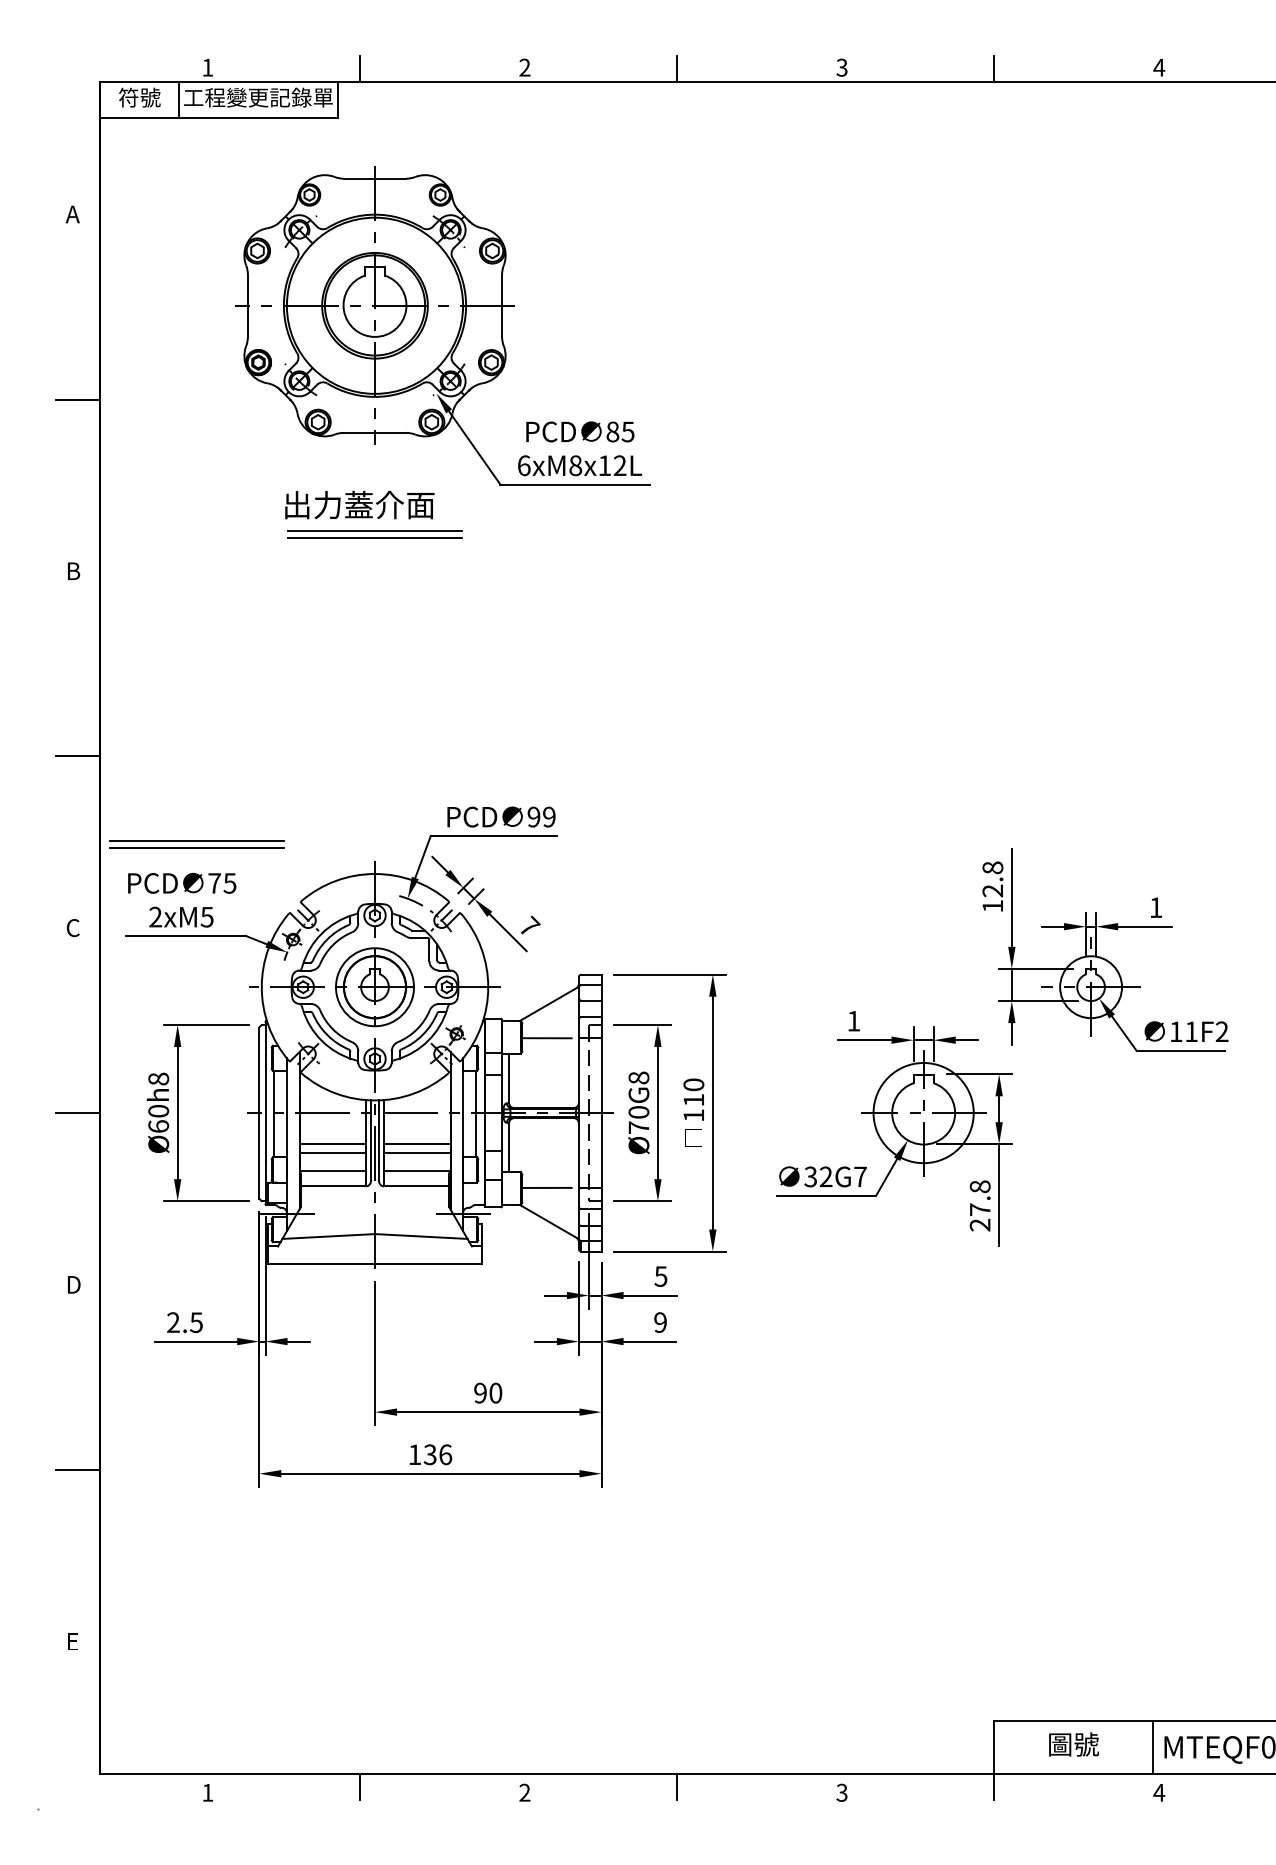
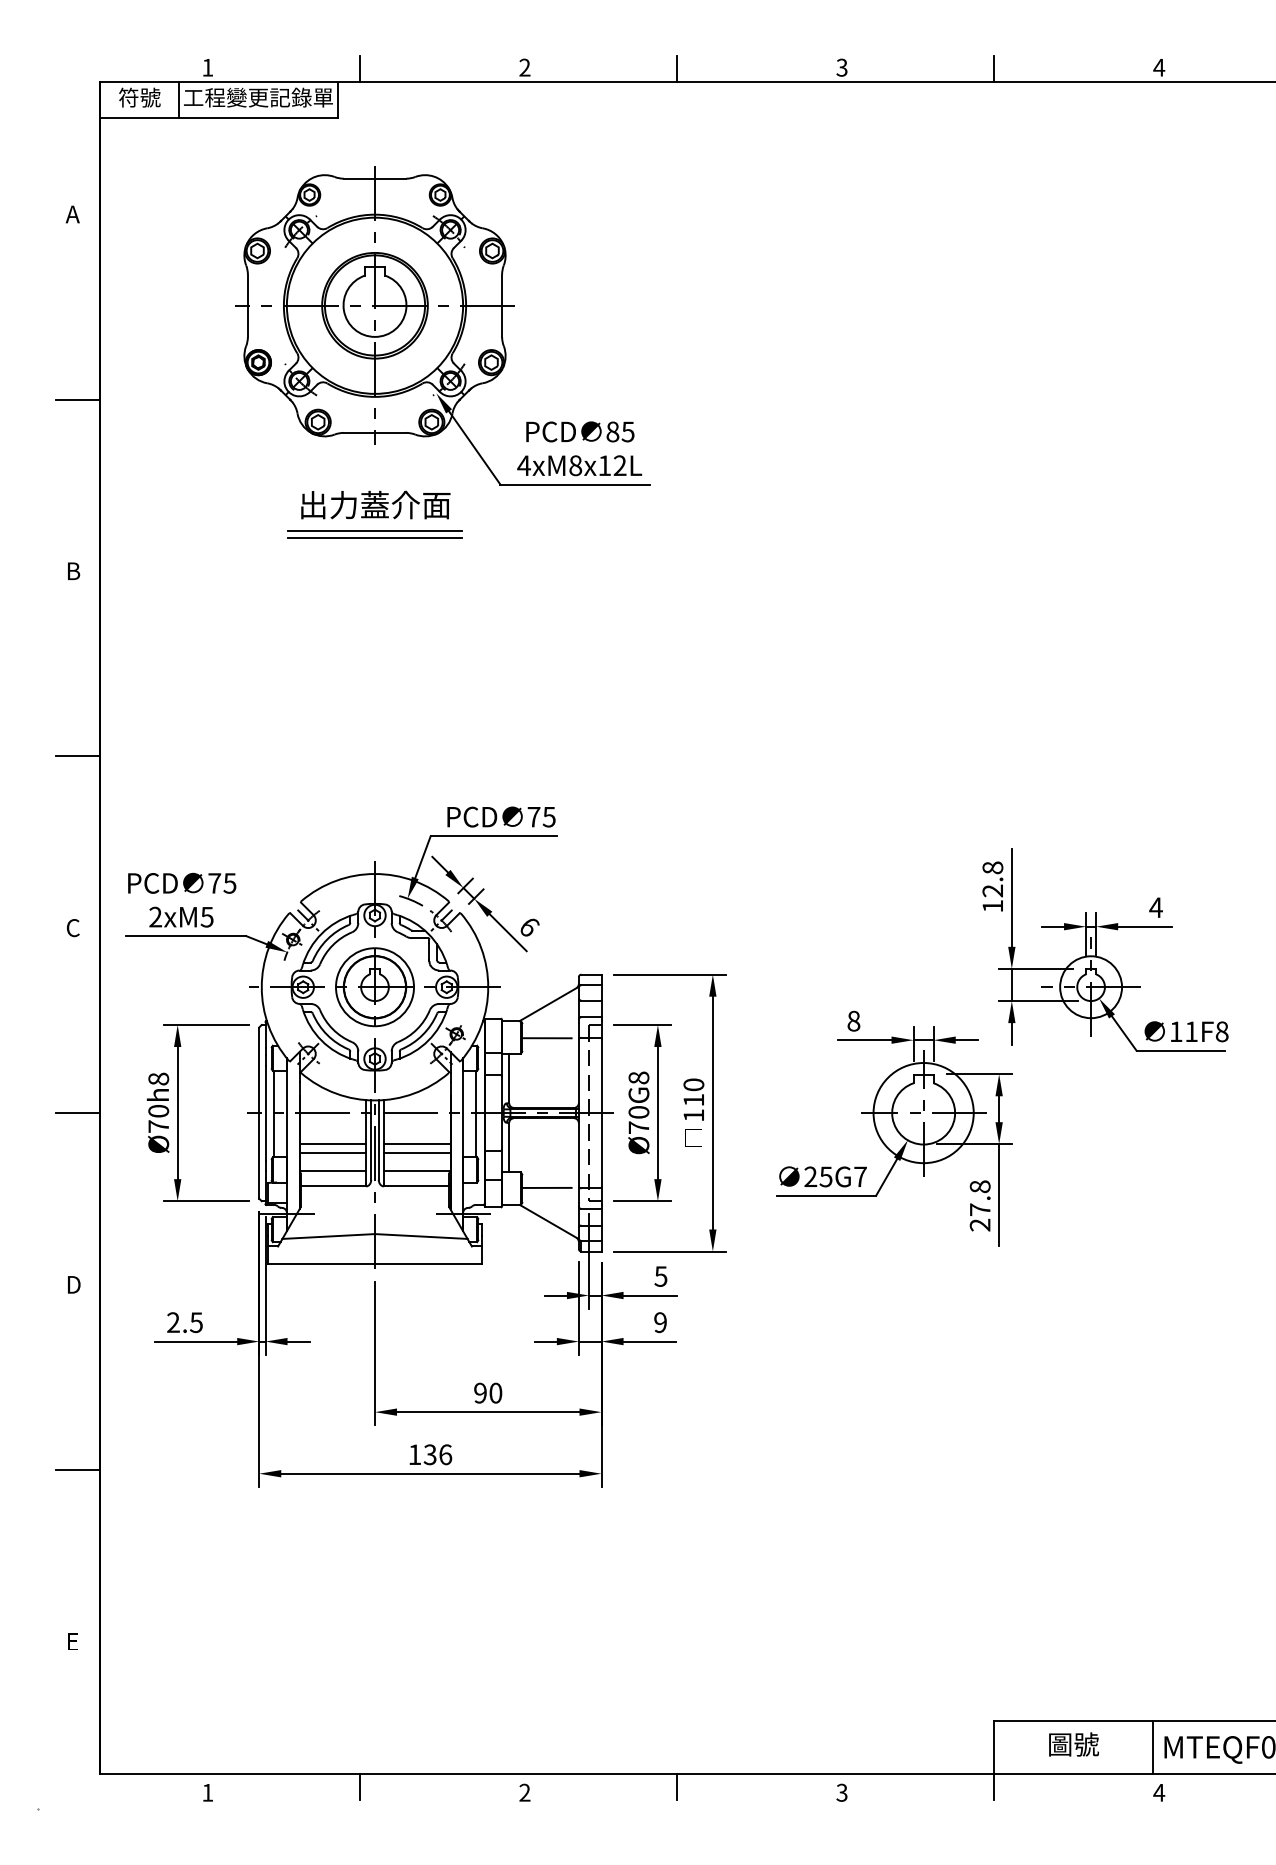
text: 6xM8x12L -> 4xM8x12L (523, 465)
text position: (359, 504) -> (375, 504) (375, 504)
text: 99 -> 75 (541, 816)
part: present -> none (196, 844)
text: 1 -> 4 (1155, 907)
text: 7 -> 6 (530, 925)
text: 1 -> 8 (853, 1020)
text: 11F2 -> 11F8 (1221, 1031)
text: Ø60h8 -> Ø70h8 (158, 1126)
text: 32G7 -> 25G7 (818, 1176)
